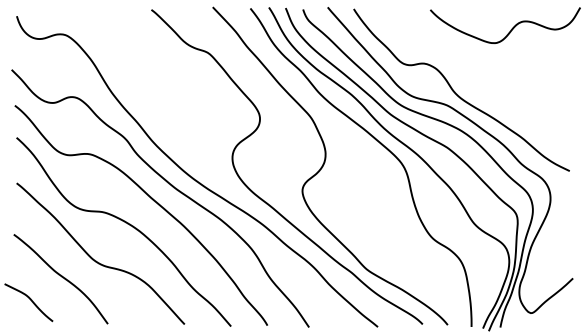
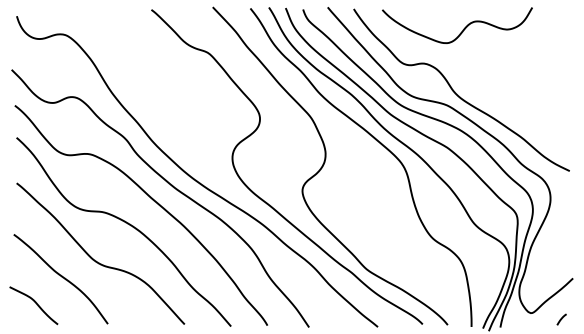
curve position: (511, 28) -> (463, 28) (463, 28)
curve position: (30, 300) -> (35, 303) (35, 303)
curve: none -> present (561, 319)
